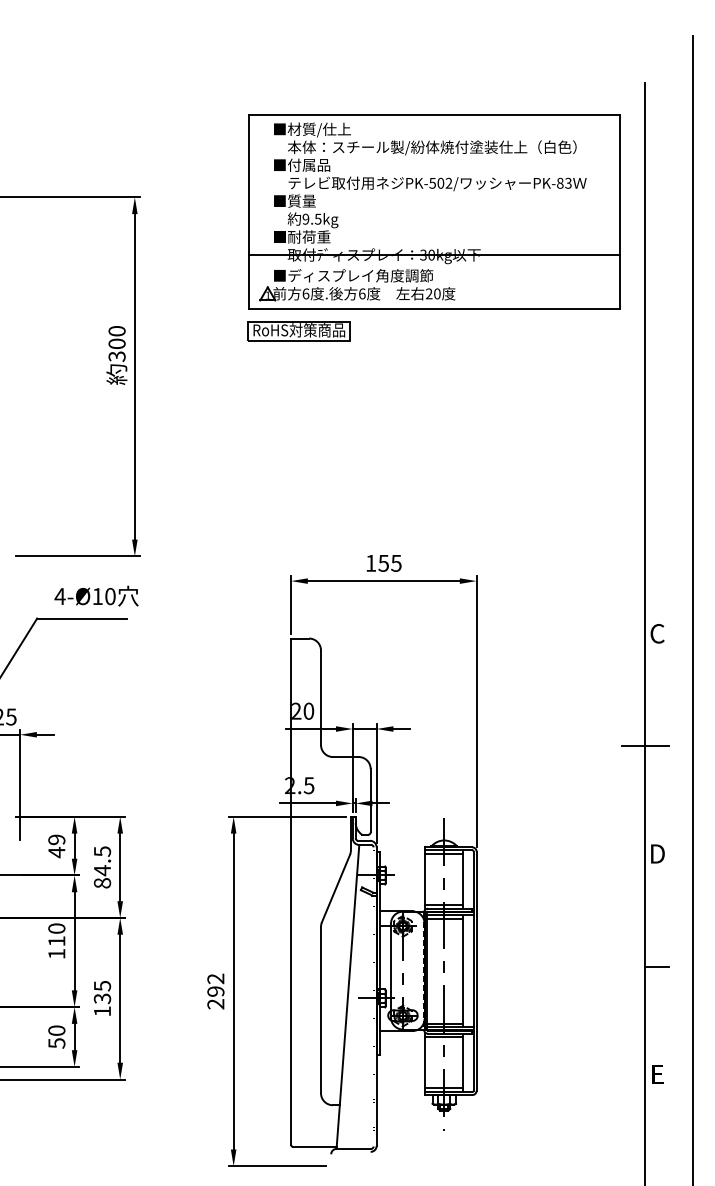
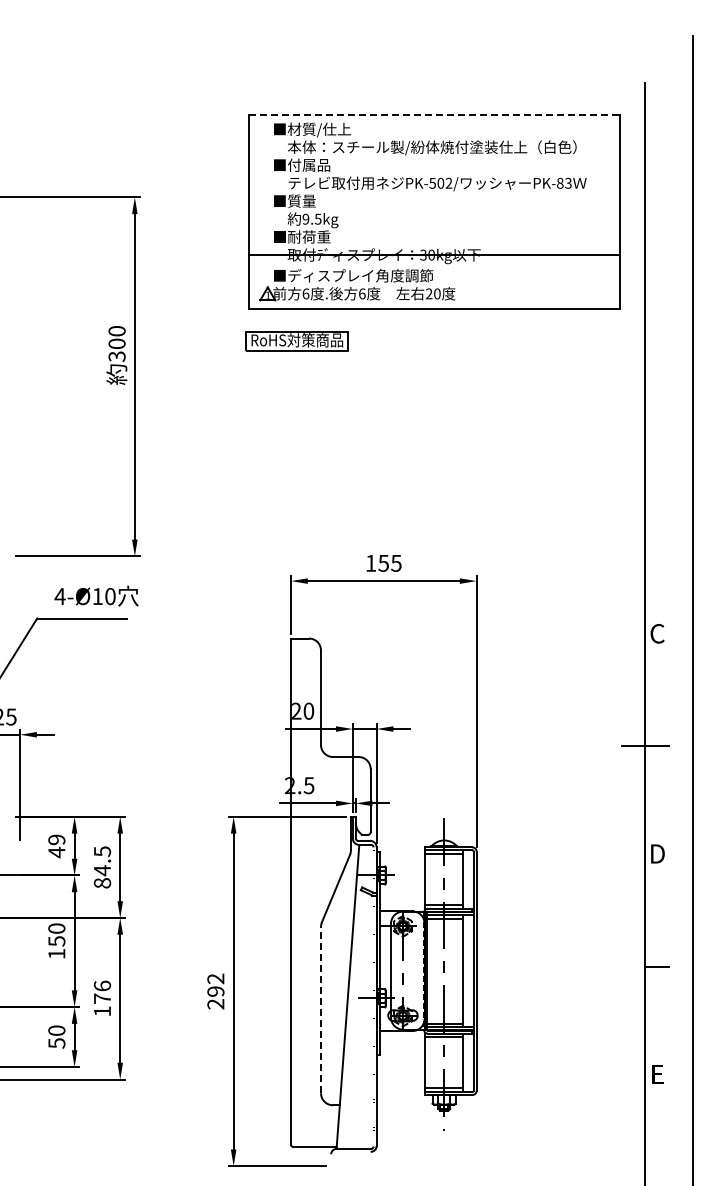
line: solid -> dashed (434, 115)
part position: (298, 331) -> (296, 341) (296, 341)
text: 110 -> 150 (56, 941)
text: 135 -> 176 (102, 992)
line: solid -> dashed (321, 1009)
